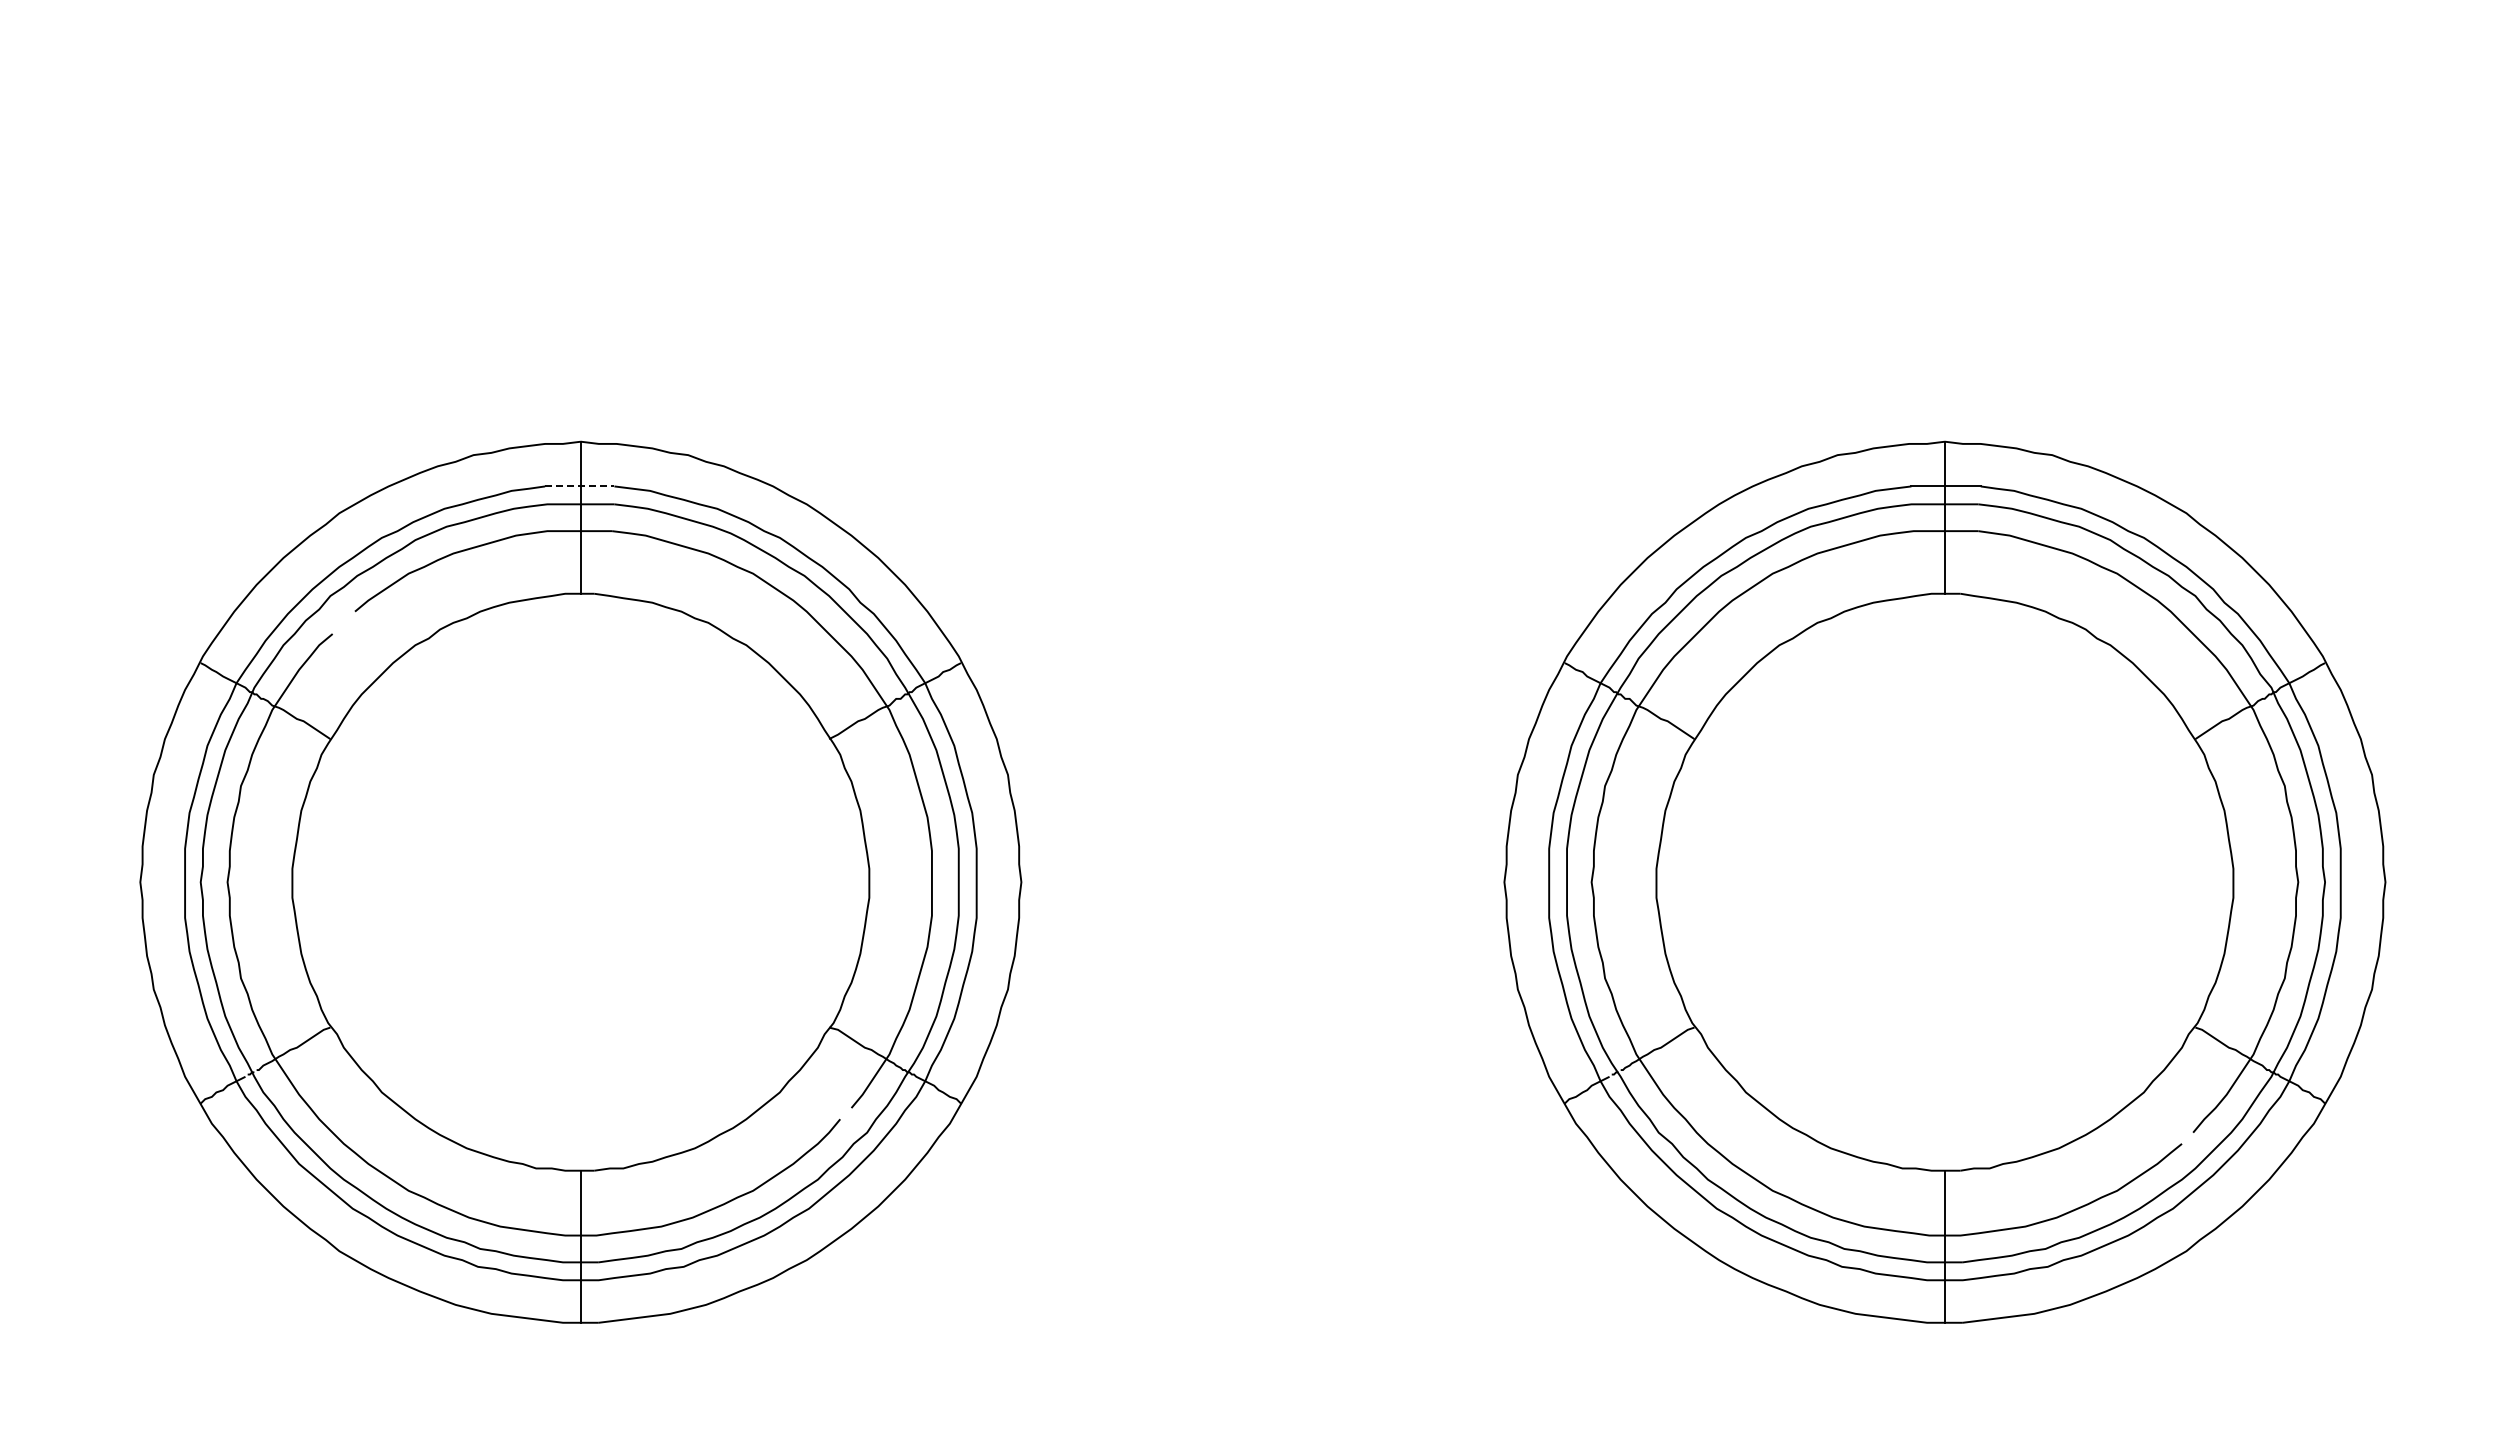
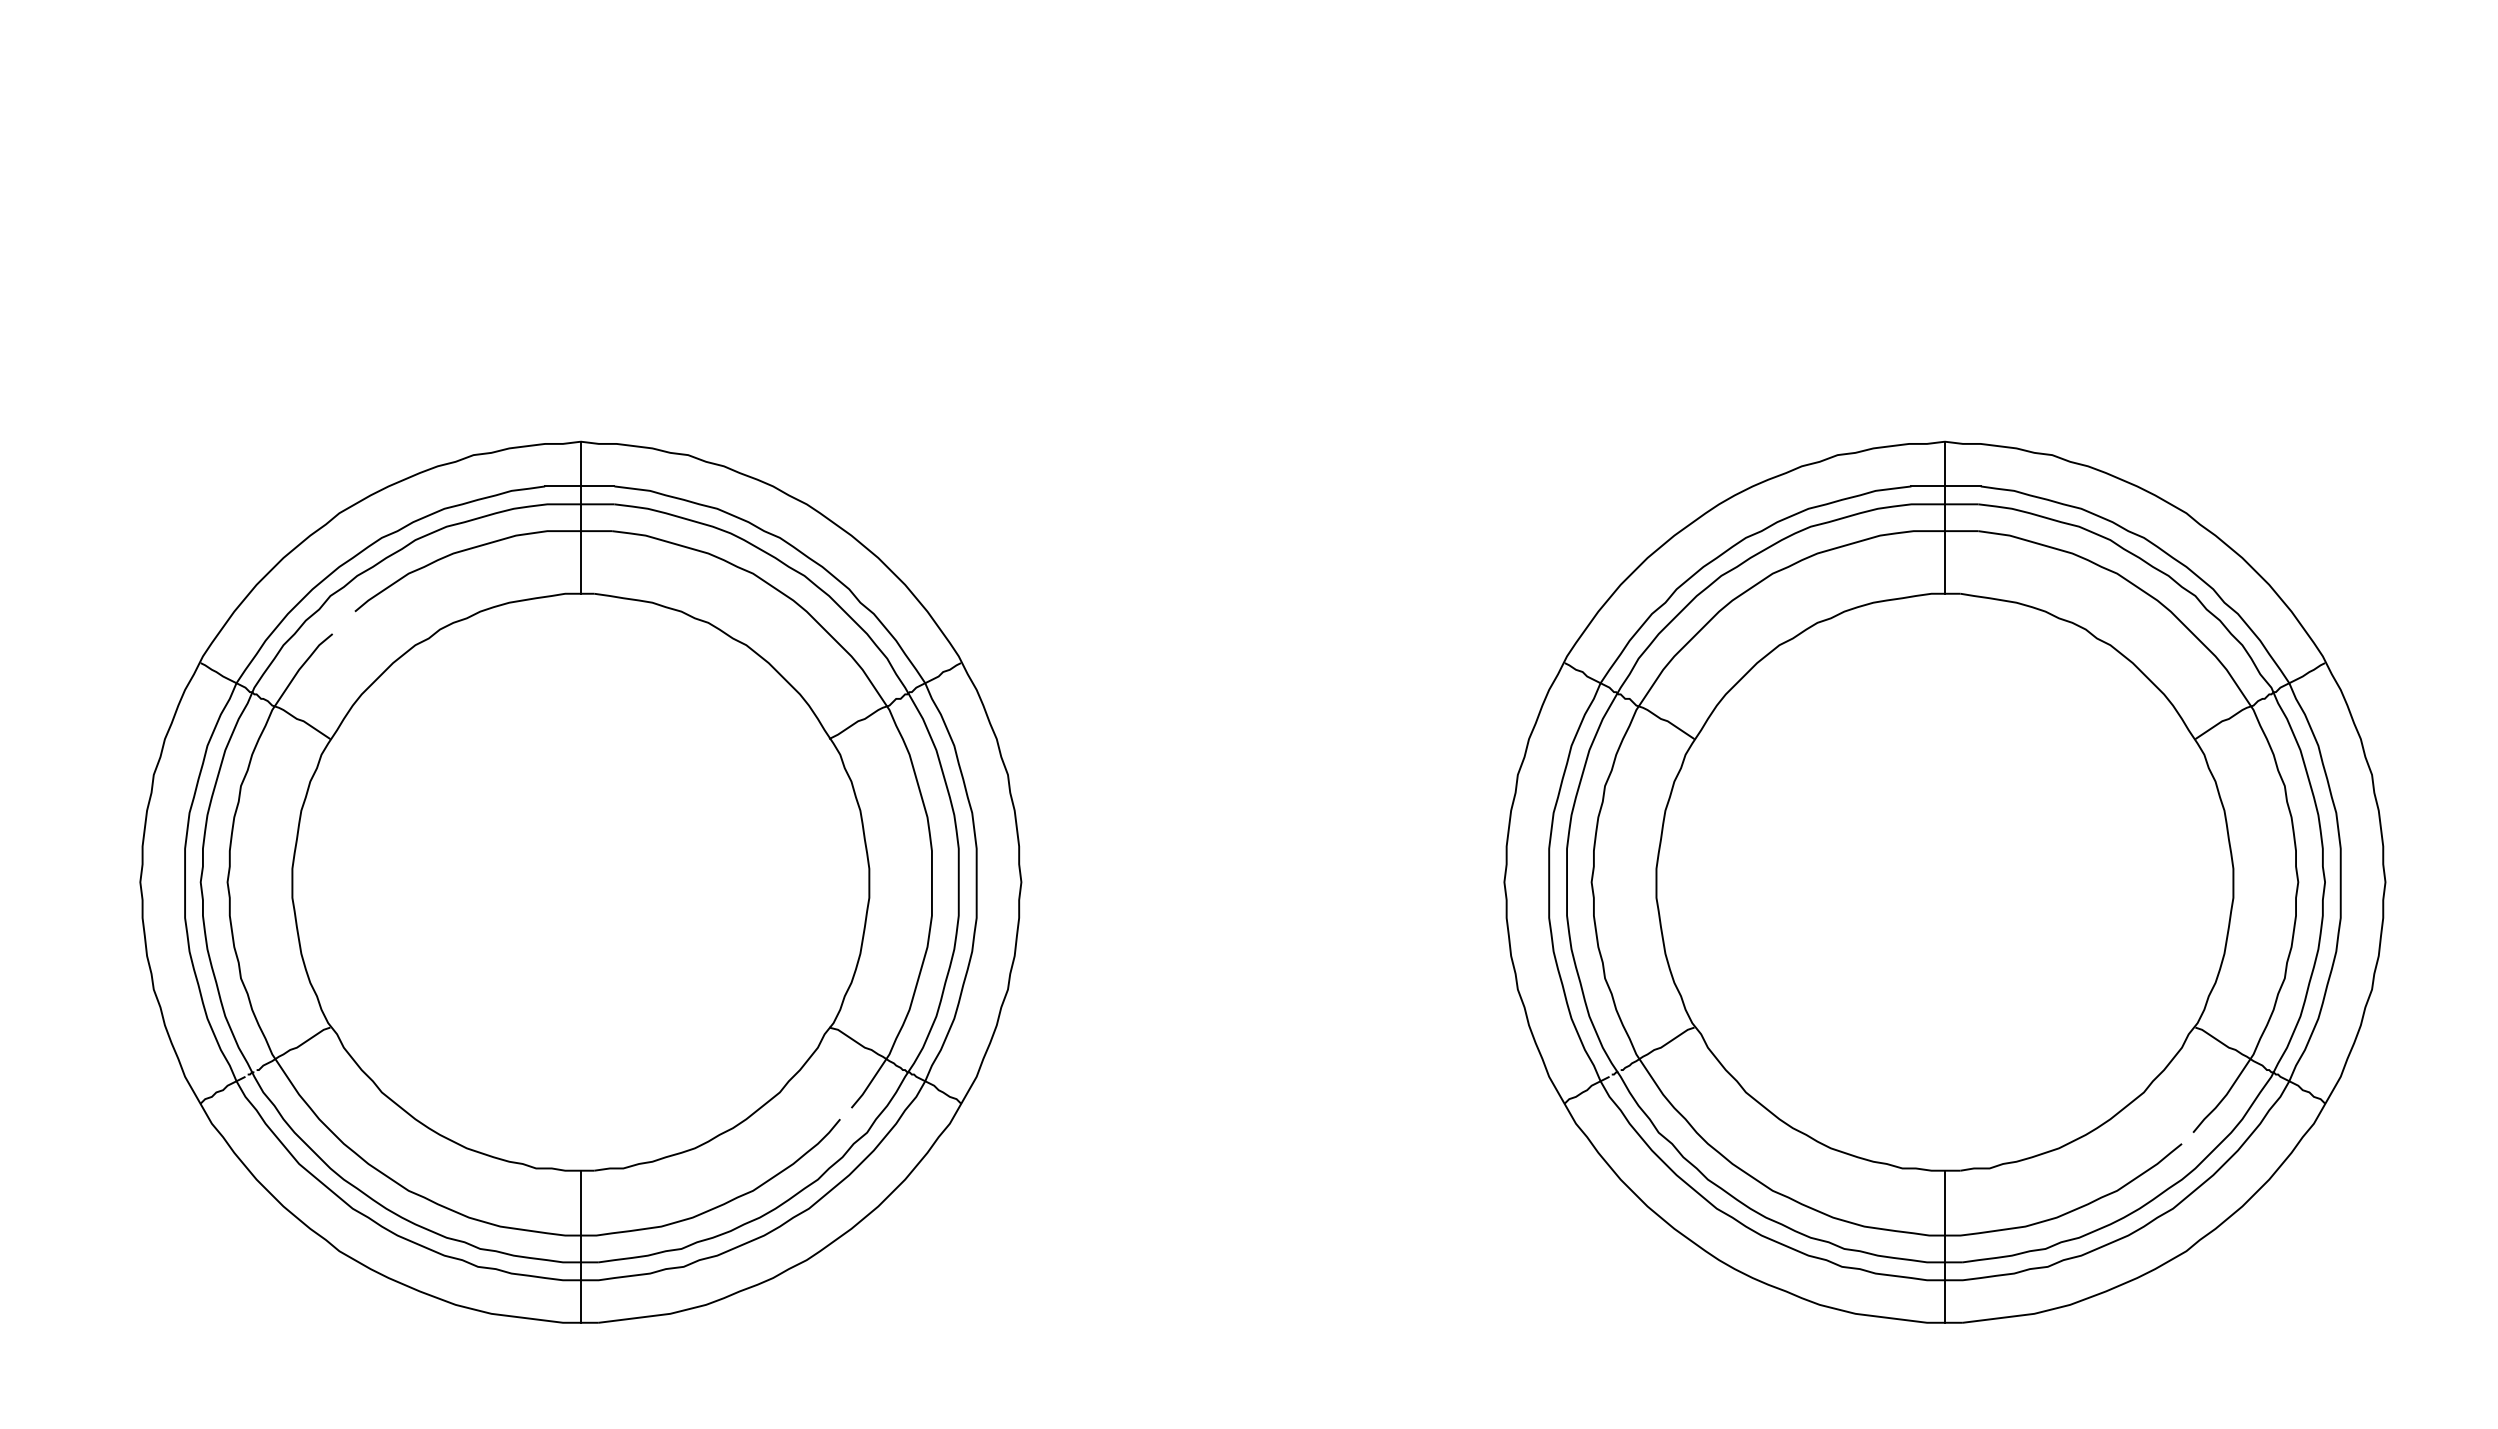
line: dashed -> solid (579, 486)
